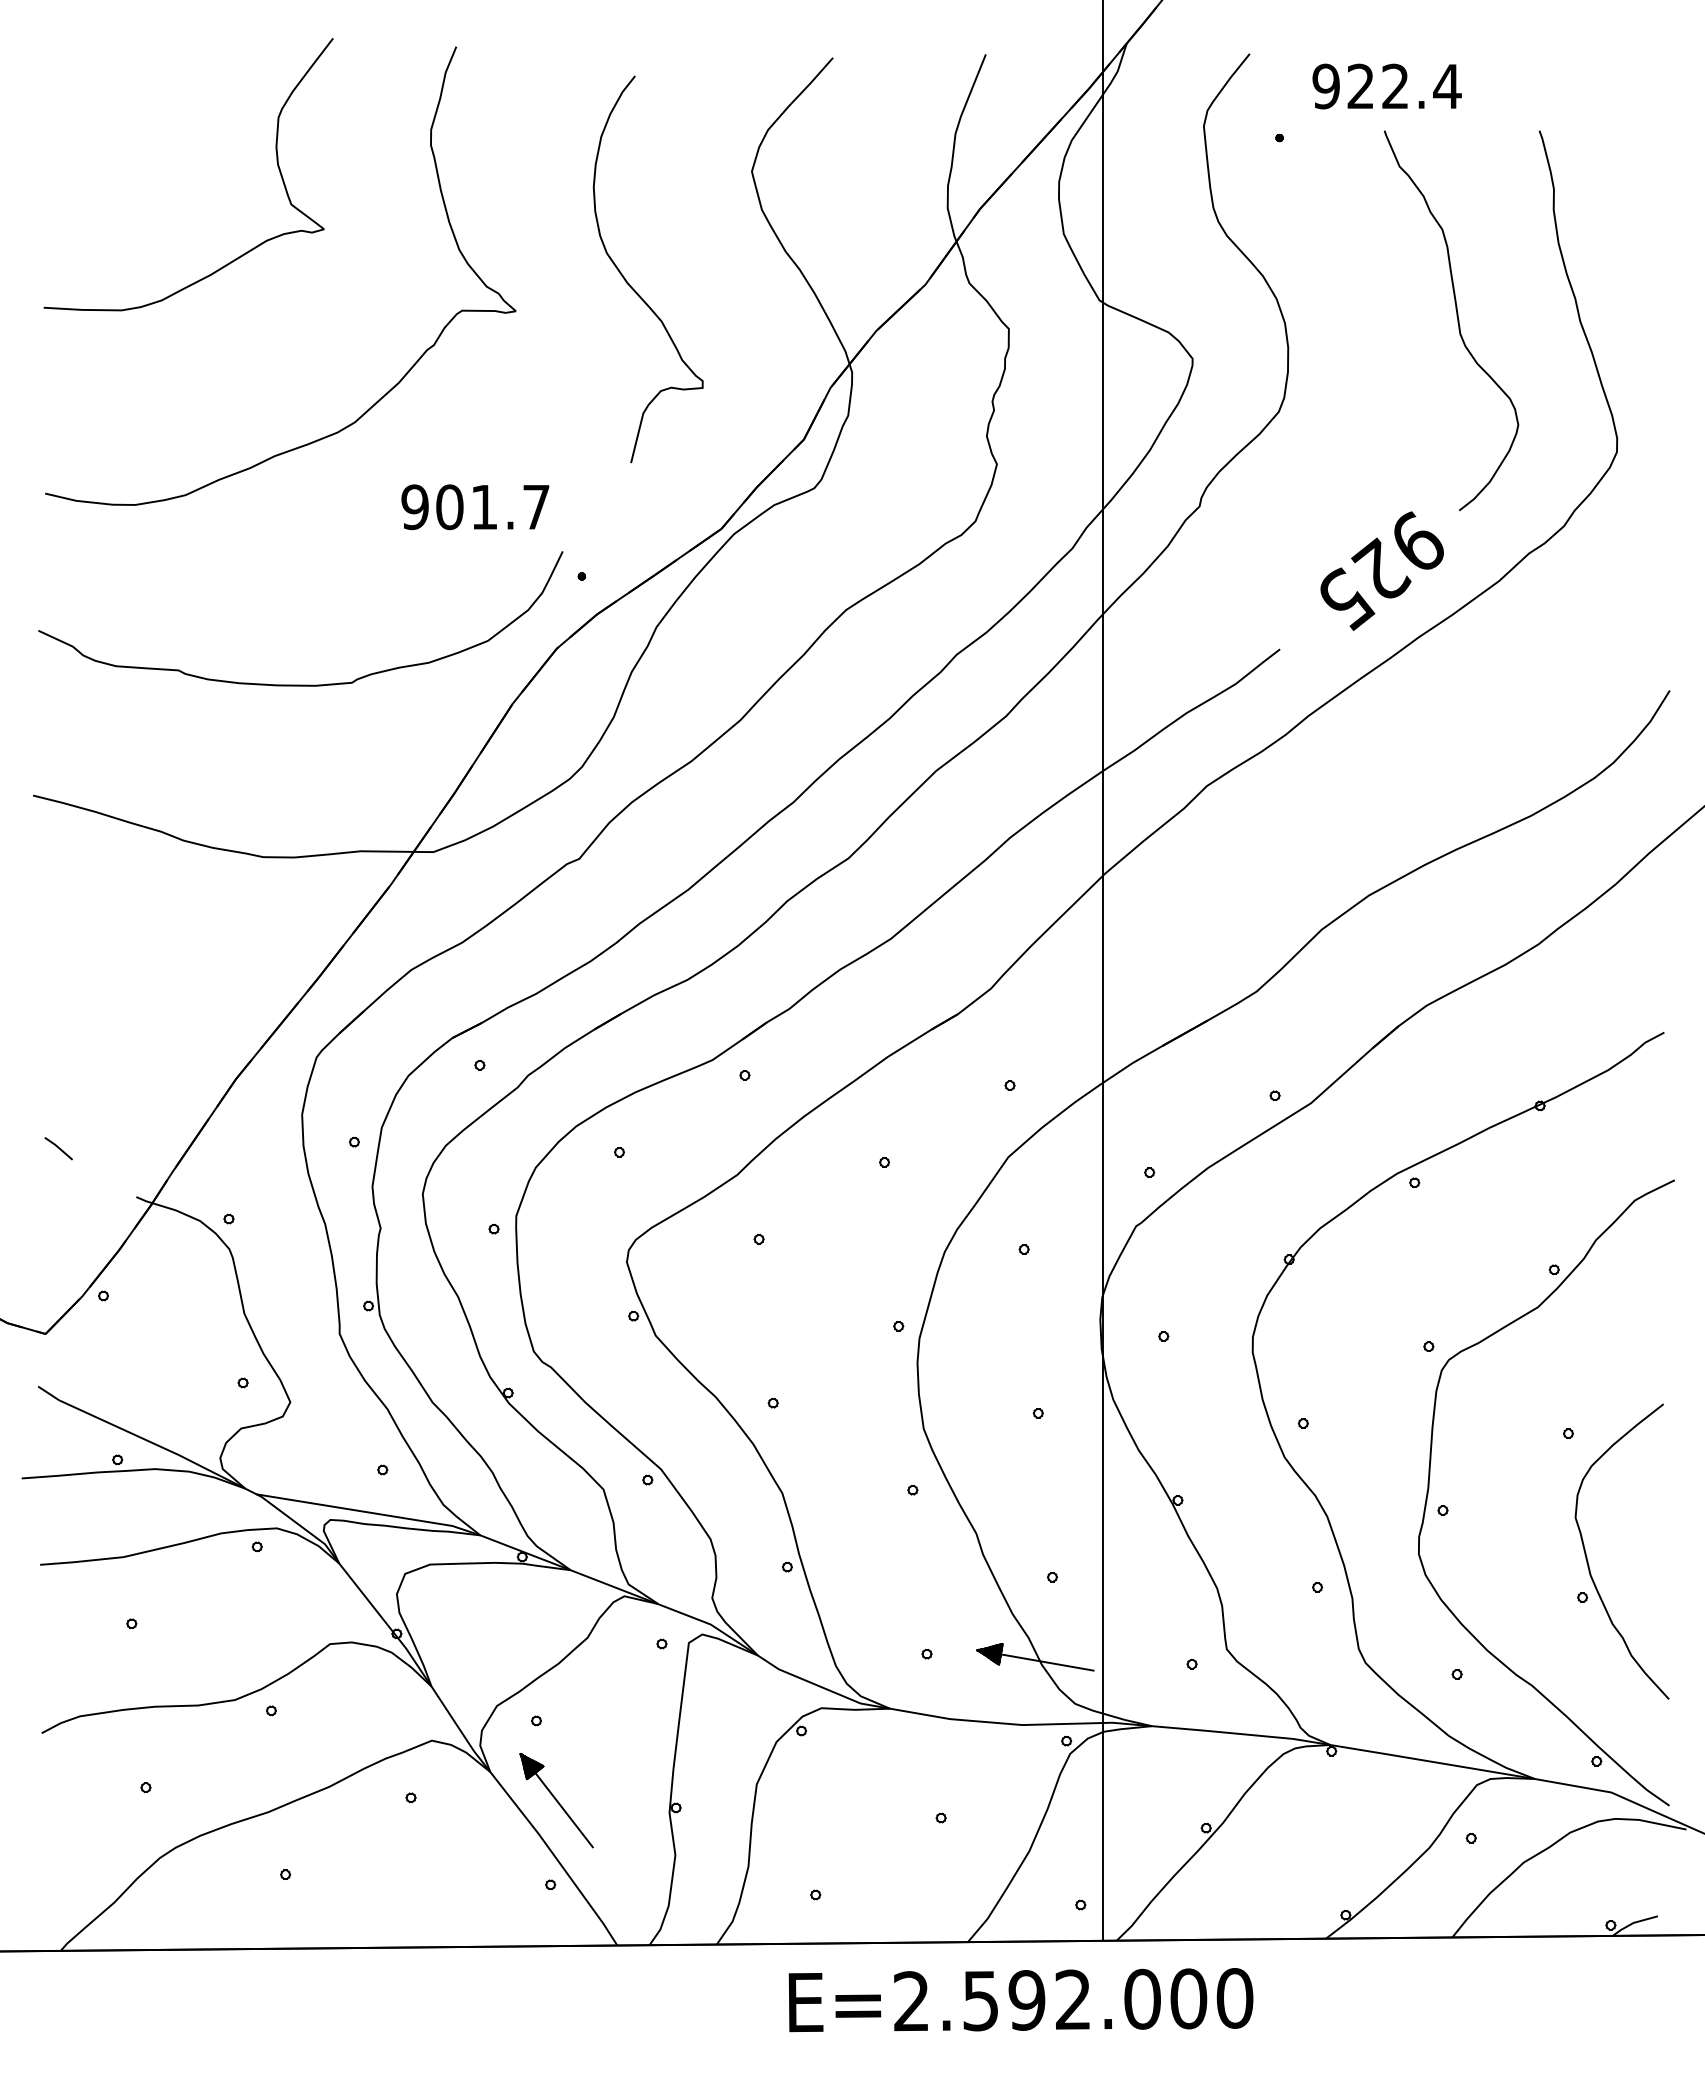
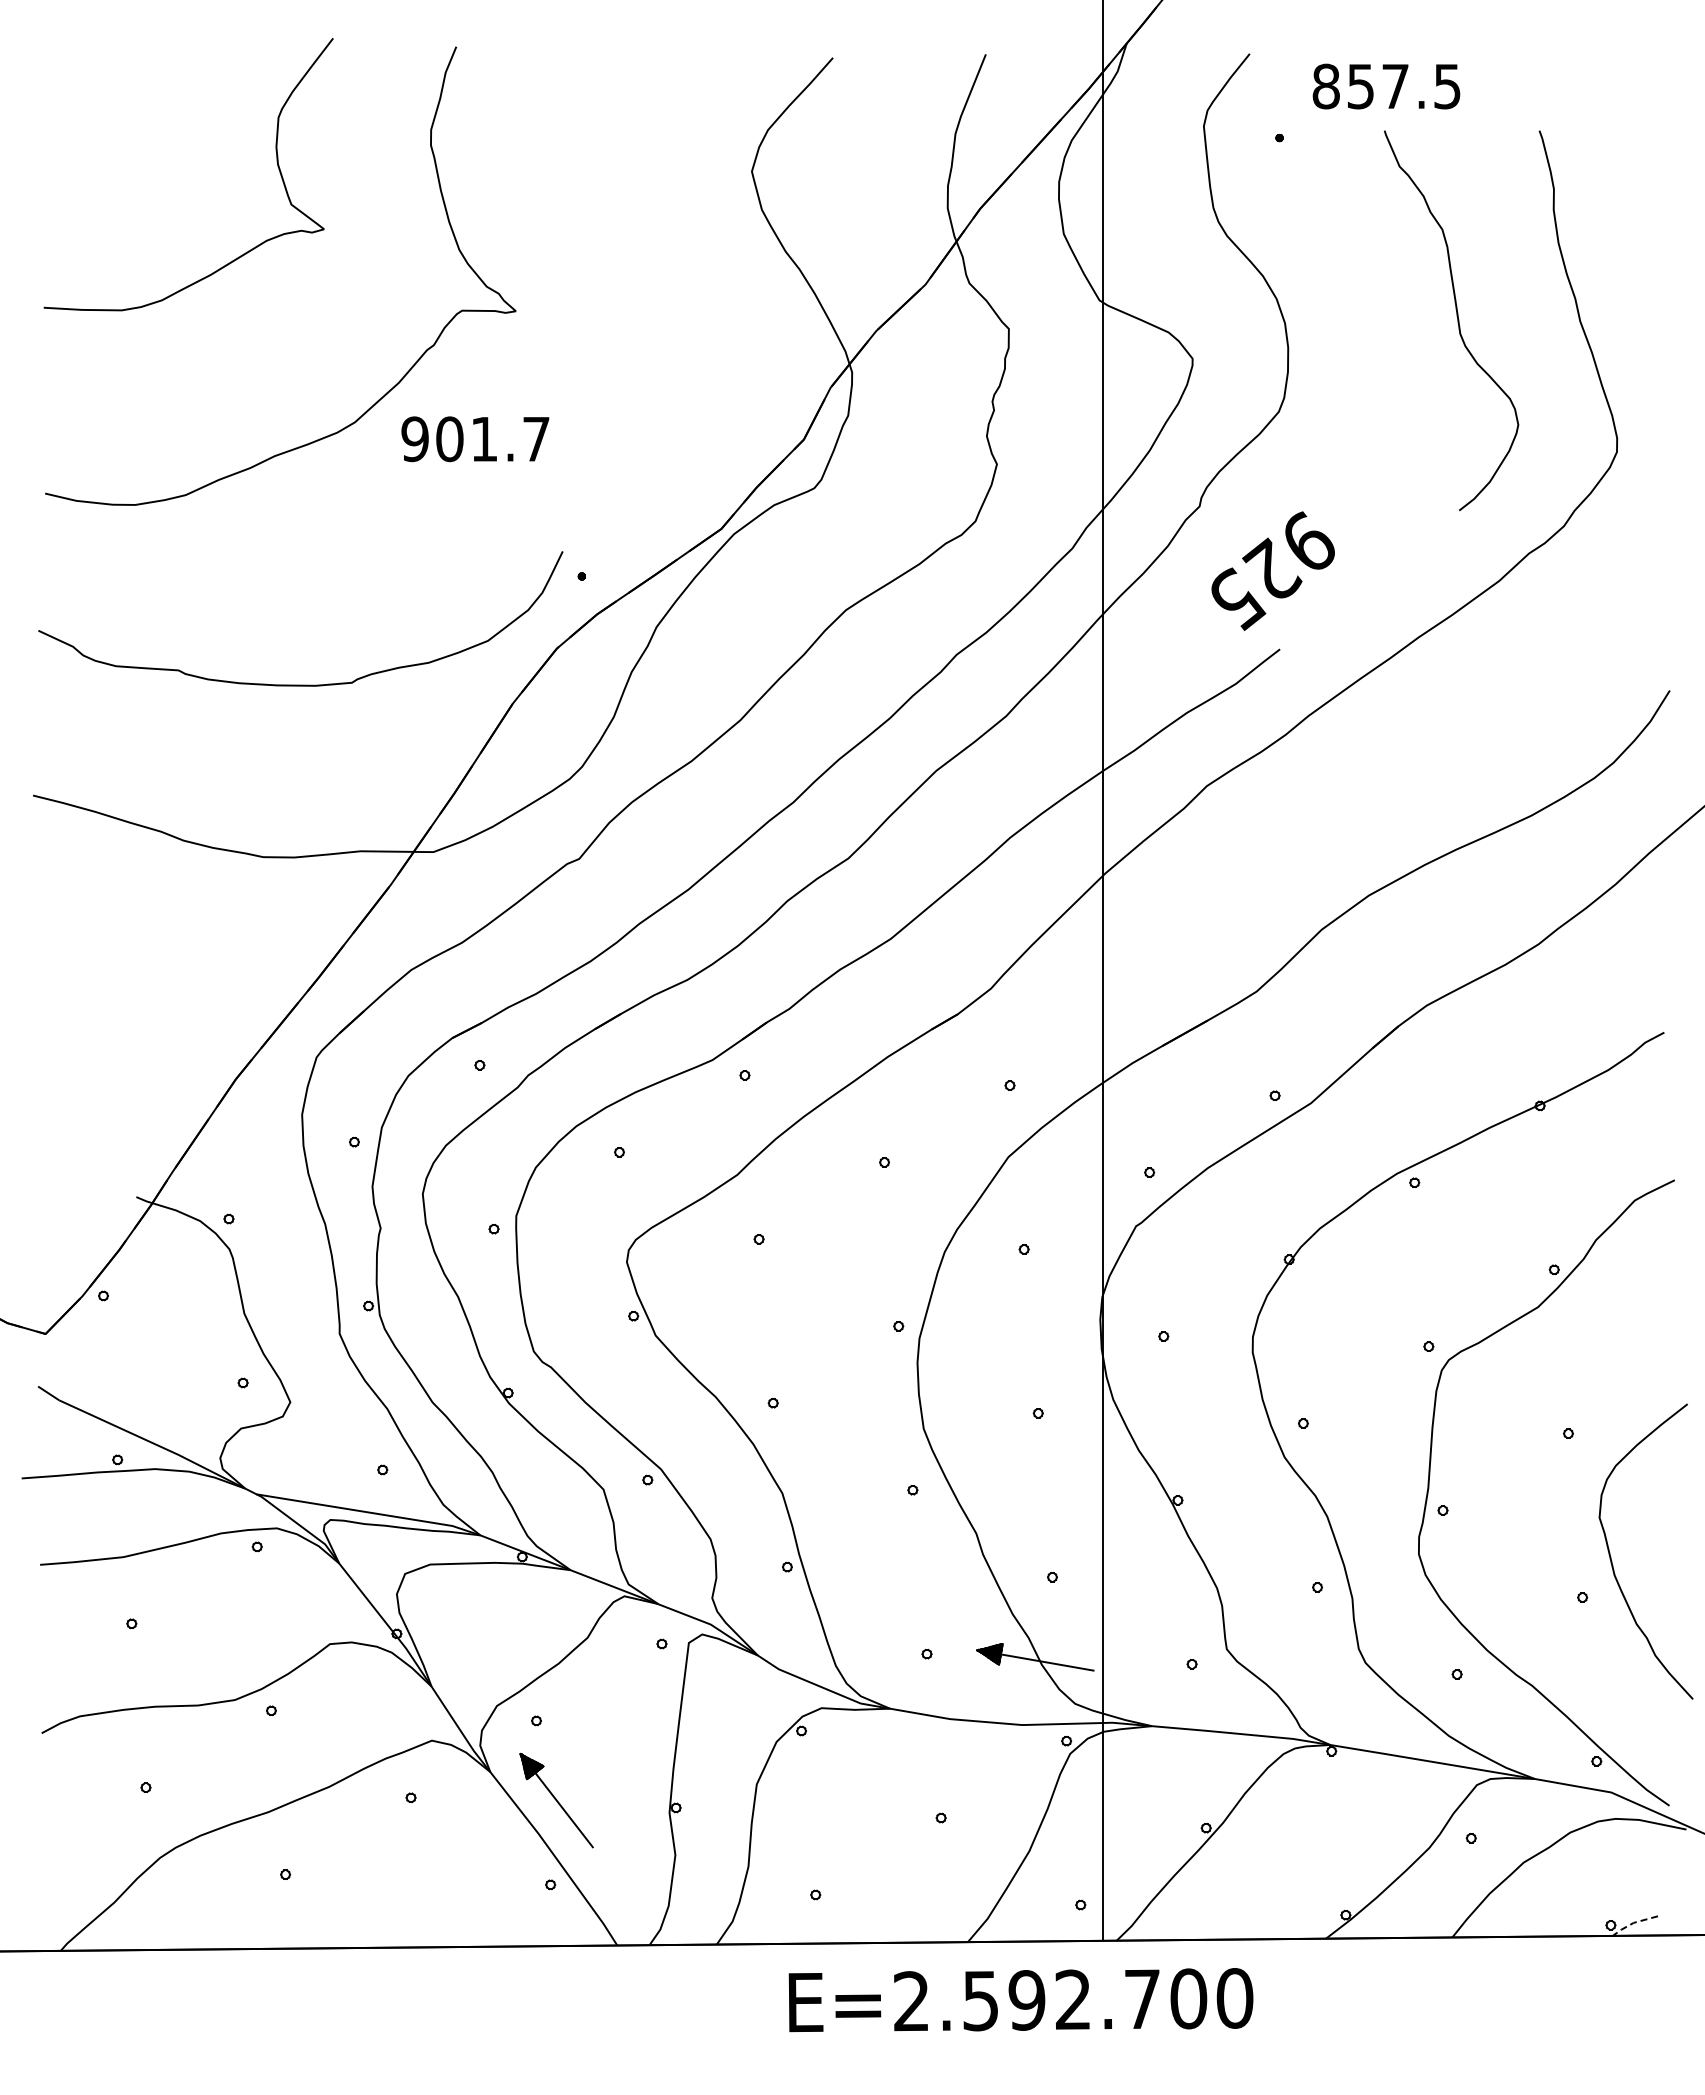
text: 922.4 -> 857.5 (1386, 86)
curve: present -> none (630, 284)
text position: (475, 507) -> (475, 439) (475, 439)
text position: (1381, 570) -> (1272, 570) (1272, 570)
line: present -> none (58, 1148)
curve position: (1588, 1561) -> (1612, 1561) (1612, 1561)
line: solid -> dashed (1633, 1922)
text: E=2.592.000 -> E=2.592.700 (1142, 1998)
